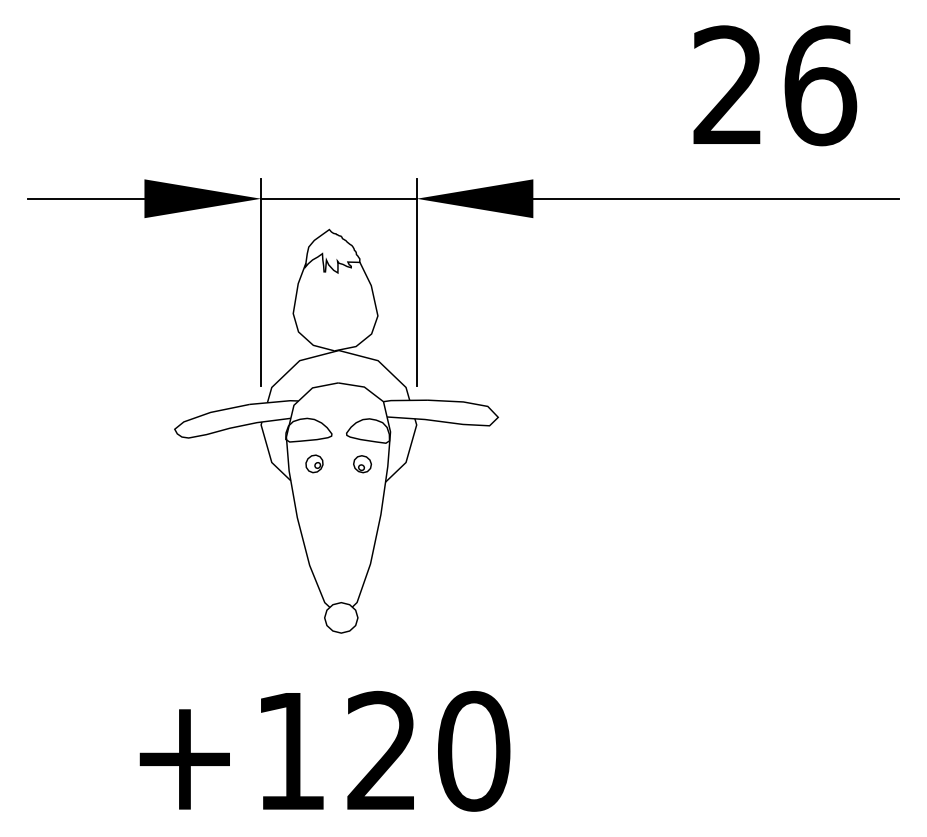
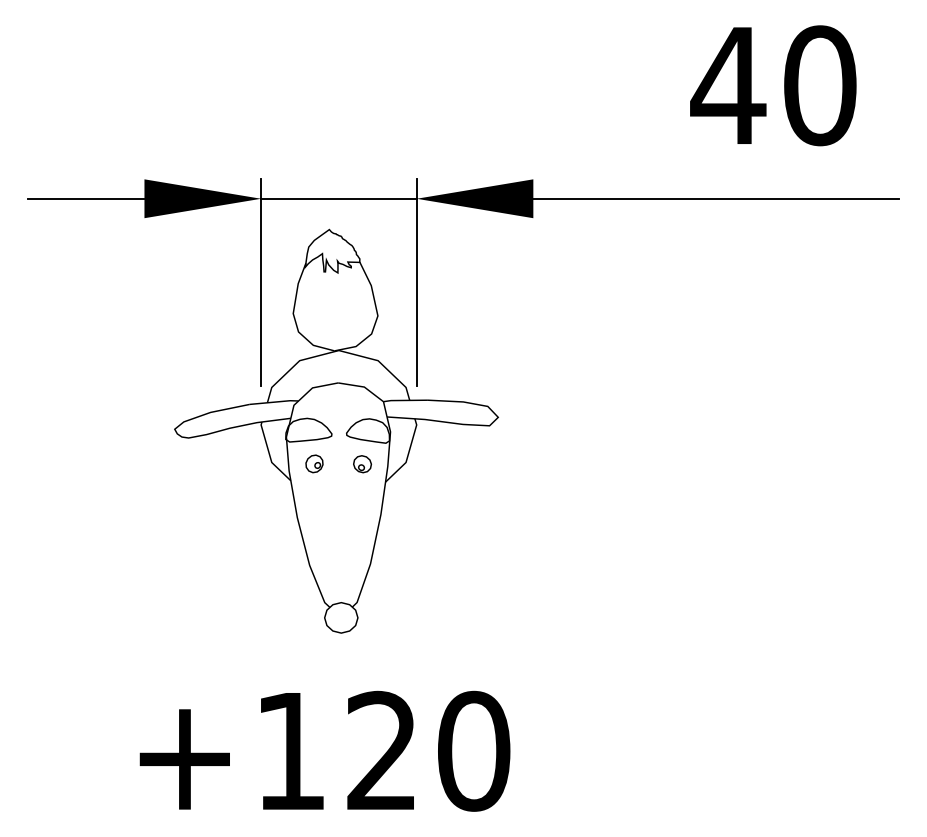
text: 26 -> 40 (773, 85)
